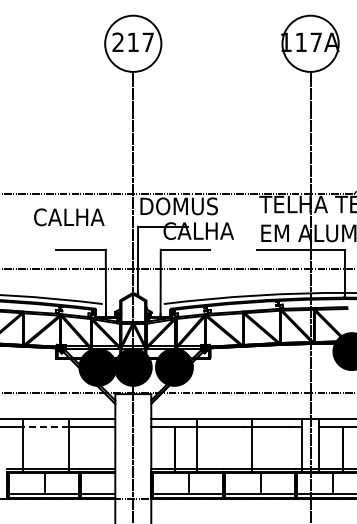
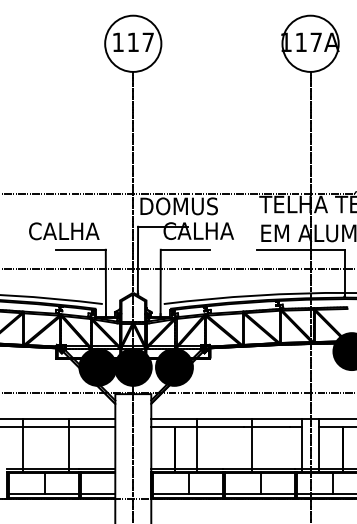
text: 217 -> 117 (117, 41)
text position: (69, 217) -> (64, 231) (64, 231)
line: dashed -> solid (45, 427)
